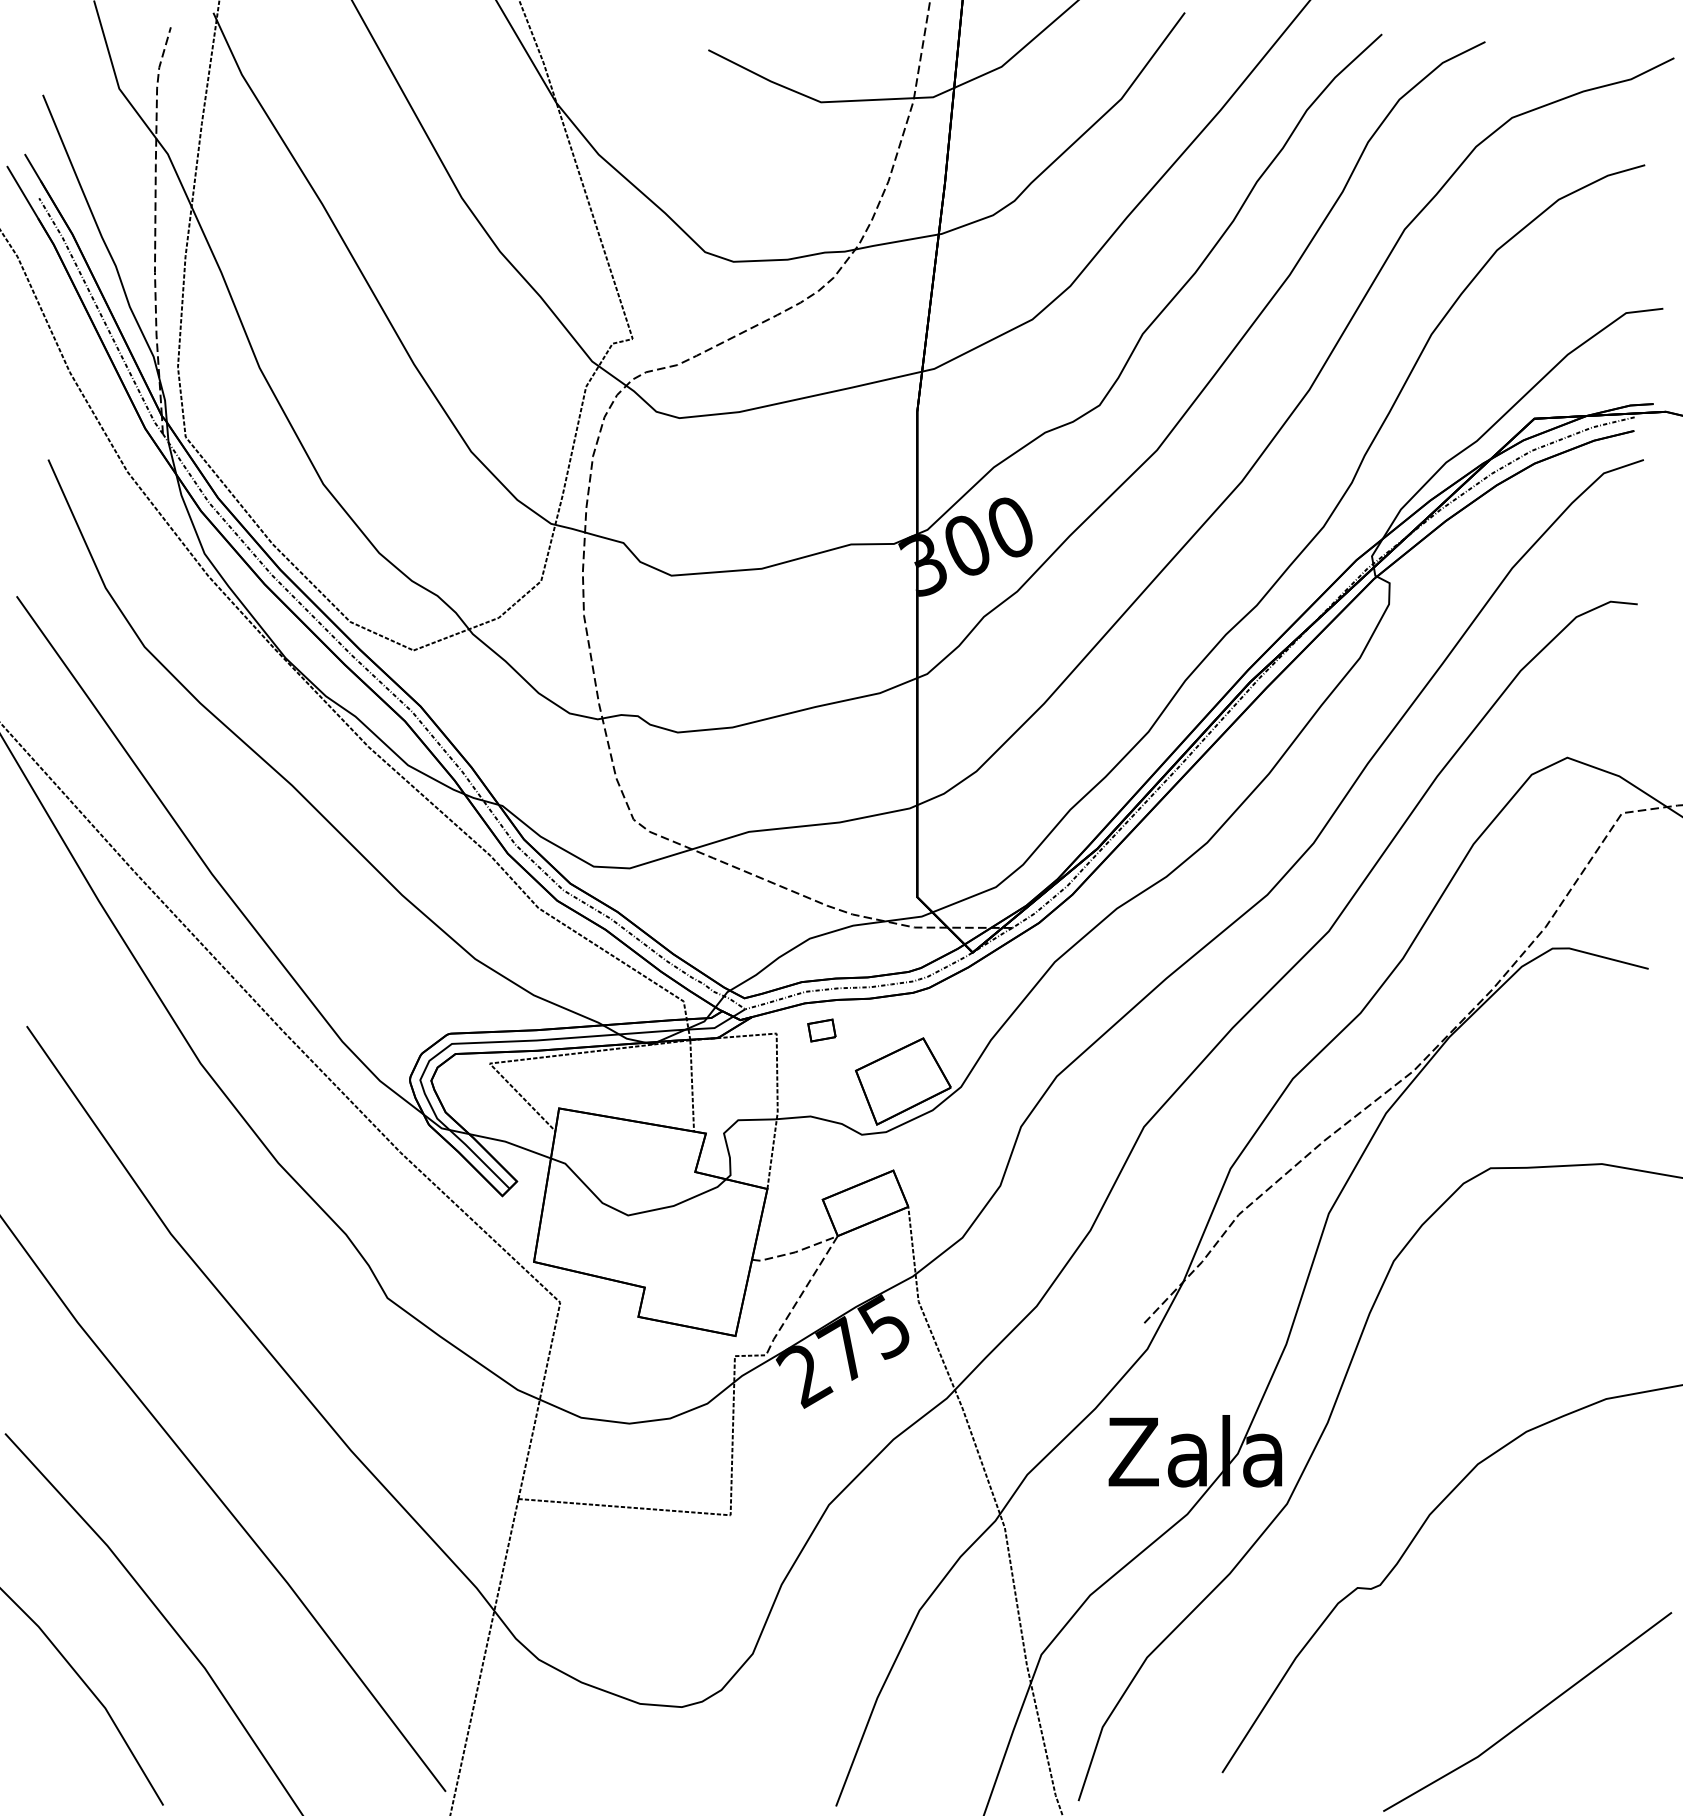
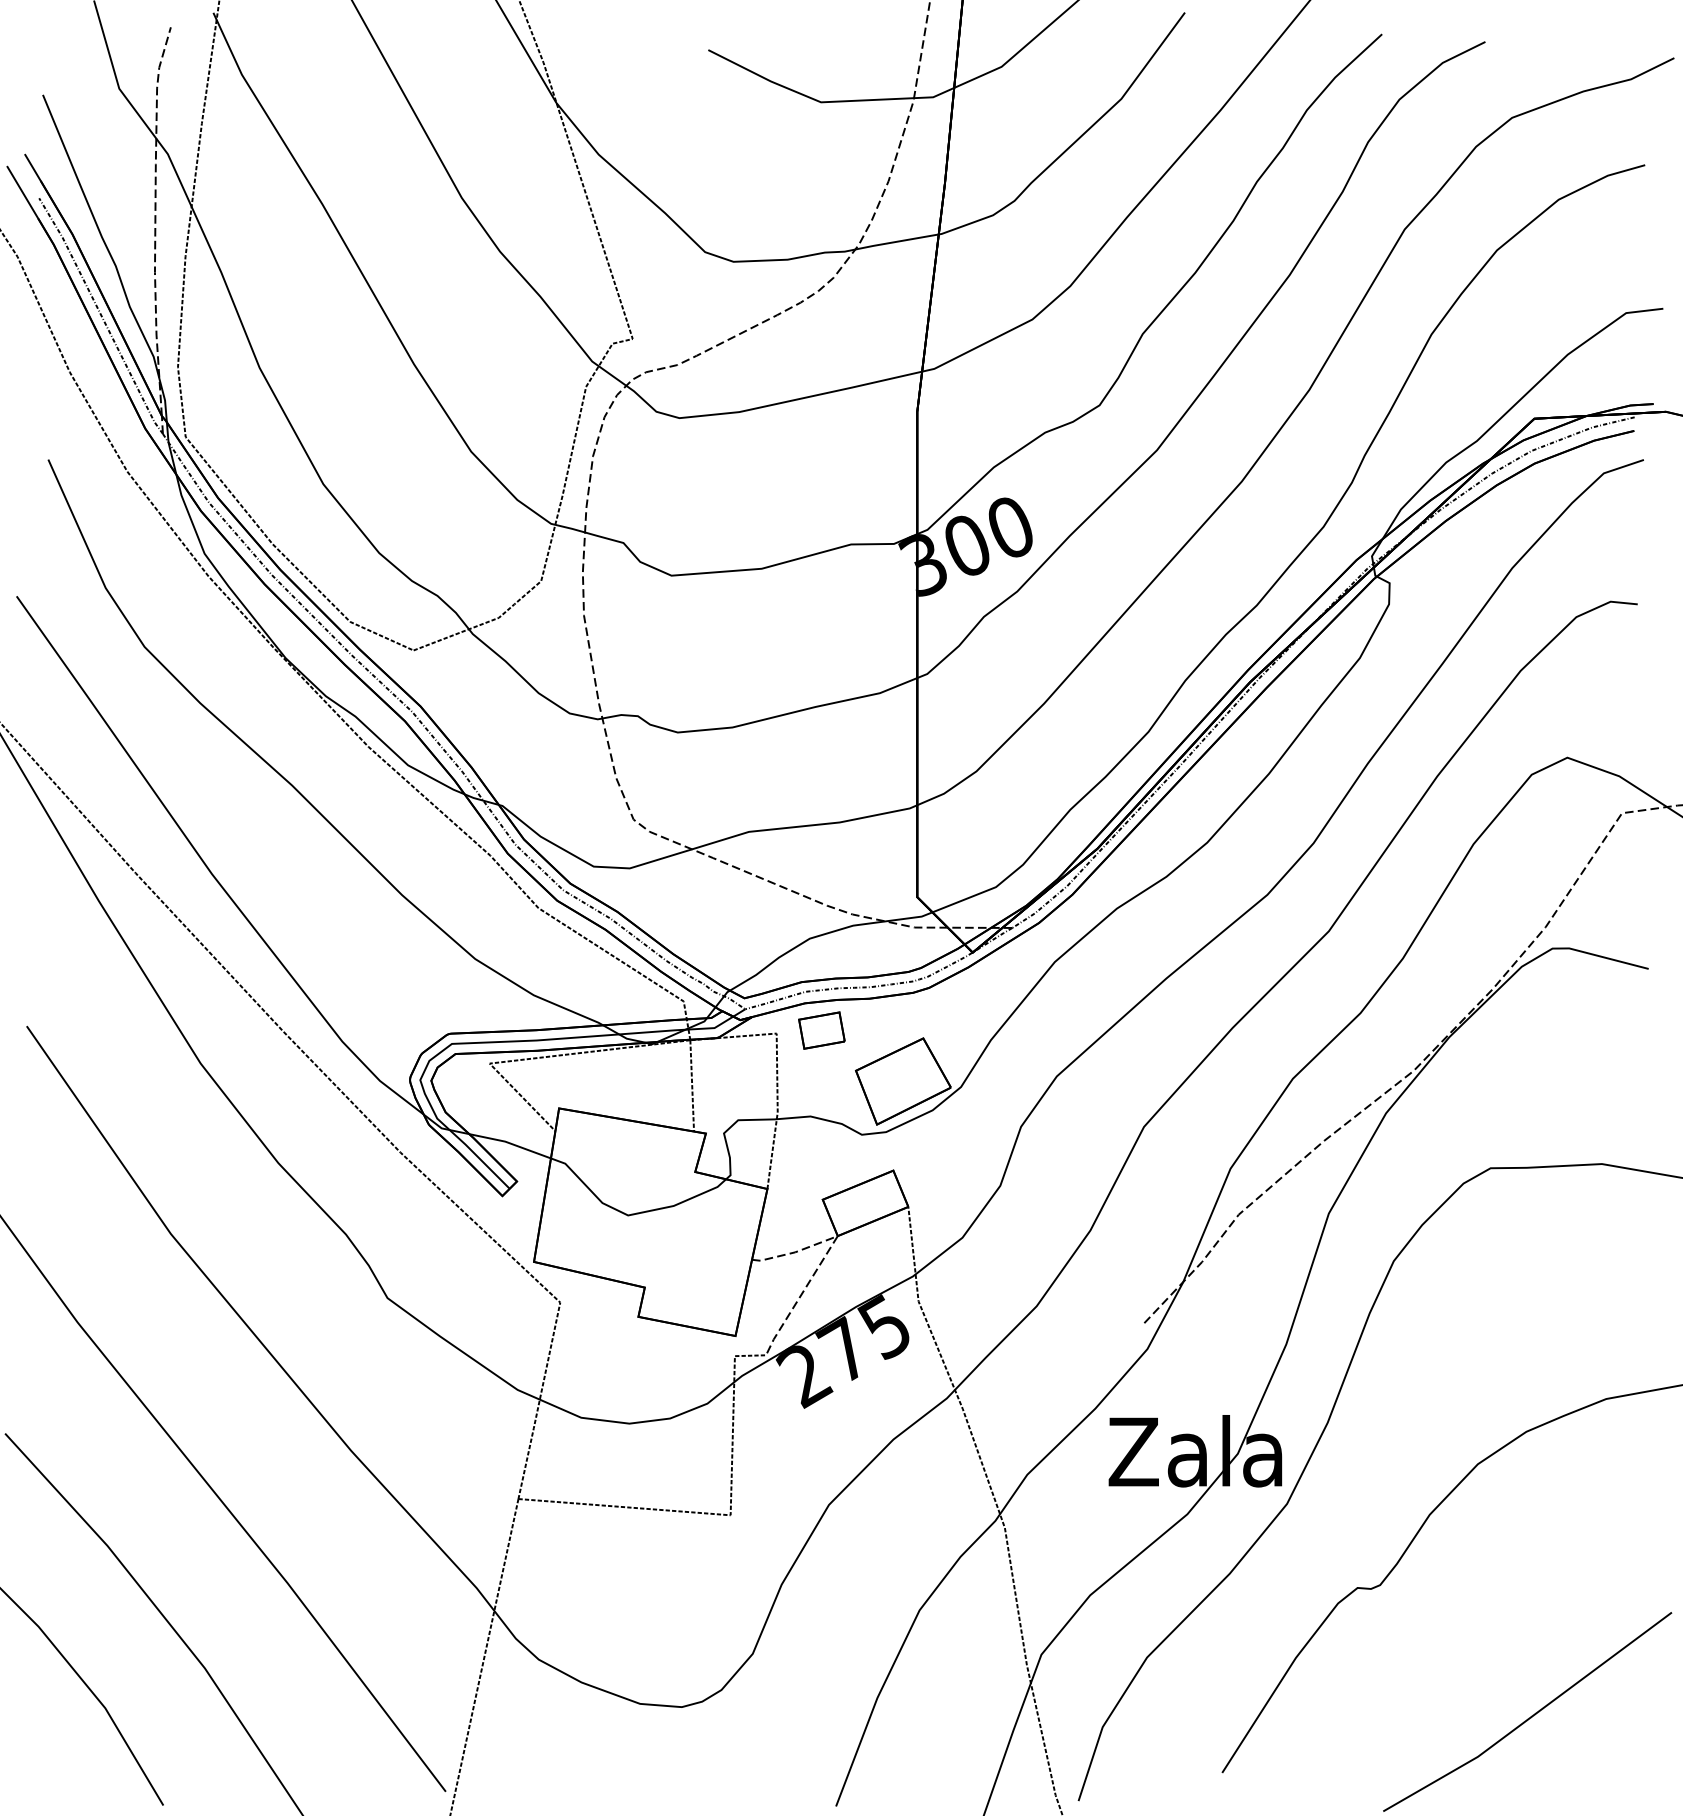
part size: 30x25 px -> 48x39 px (821, 1030)
